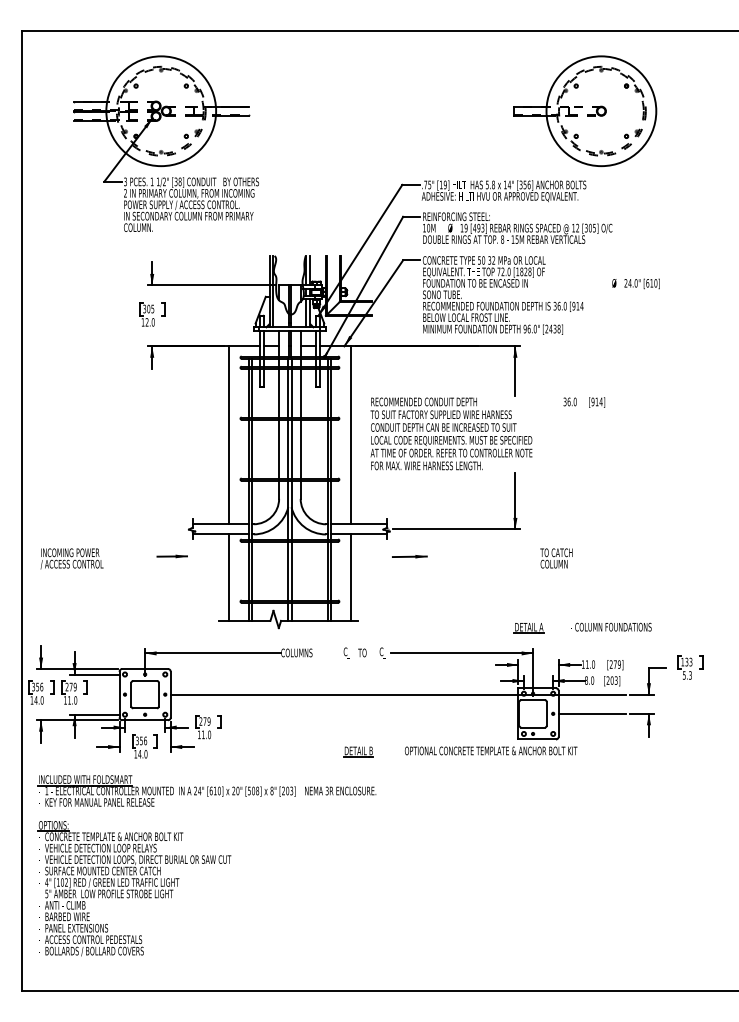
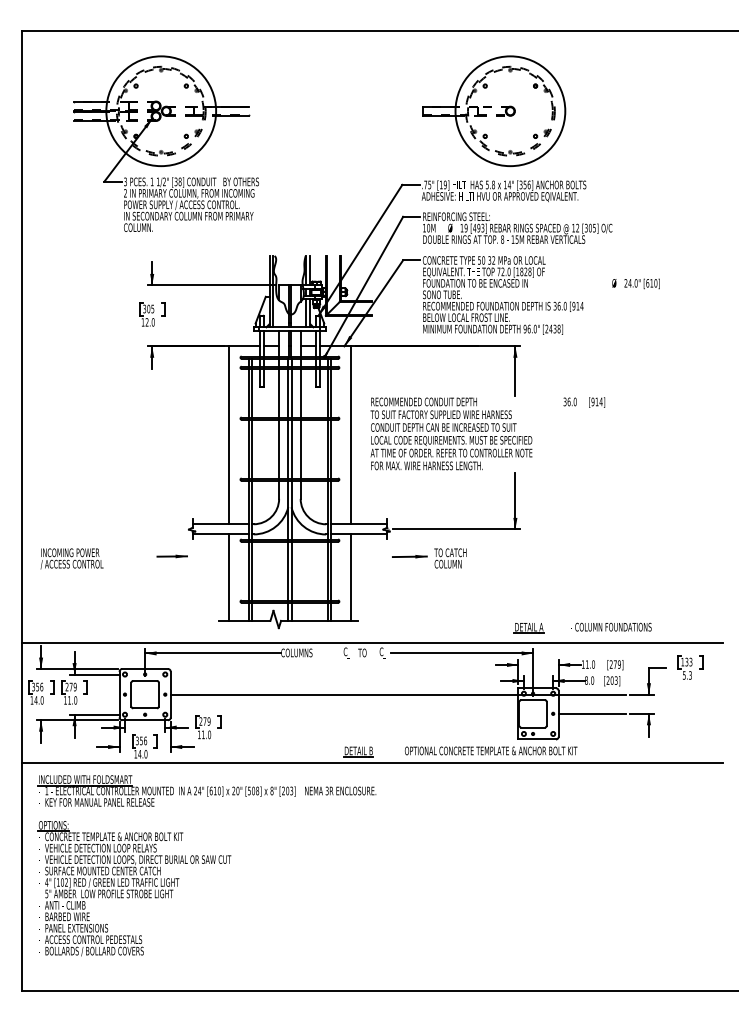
part position: (585, 110) -> (494, 110) (494, 110)
text position: (556, 558) -> (450, 558) (450, 558)
line: none -> present (372, 643)
line: none -> present (372, 762)
